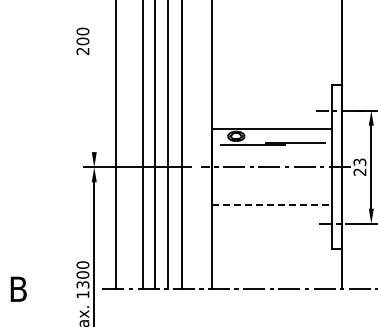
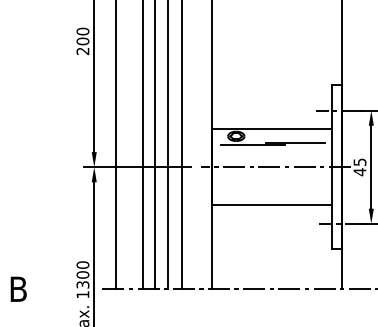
line: none -> present (94, 77)
text: 23 -> 45 (359, 167)
line: dashed -> solid (272, 204)
